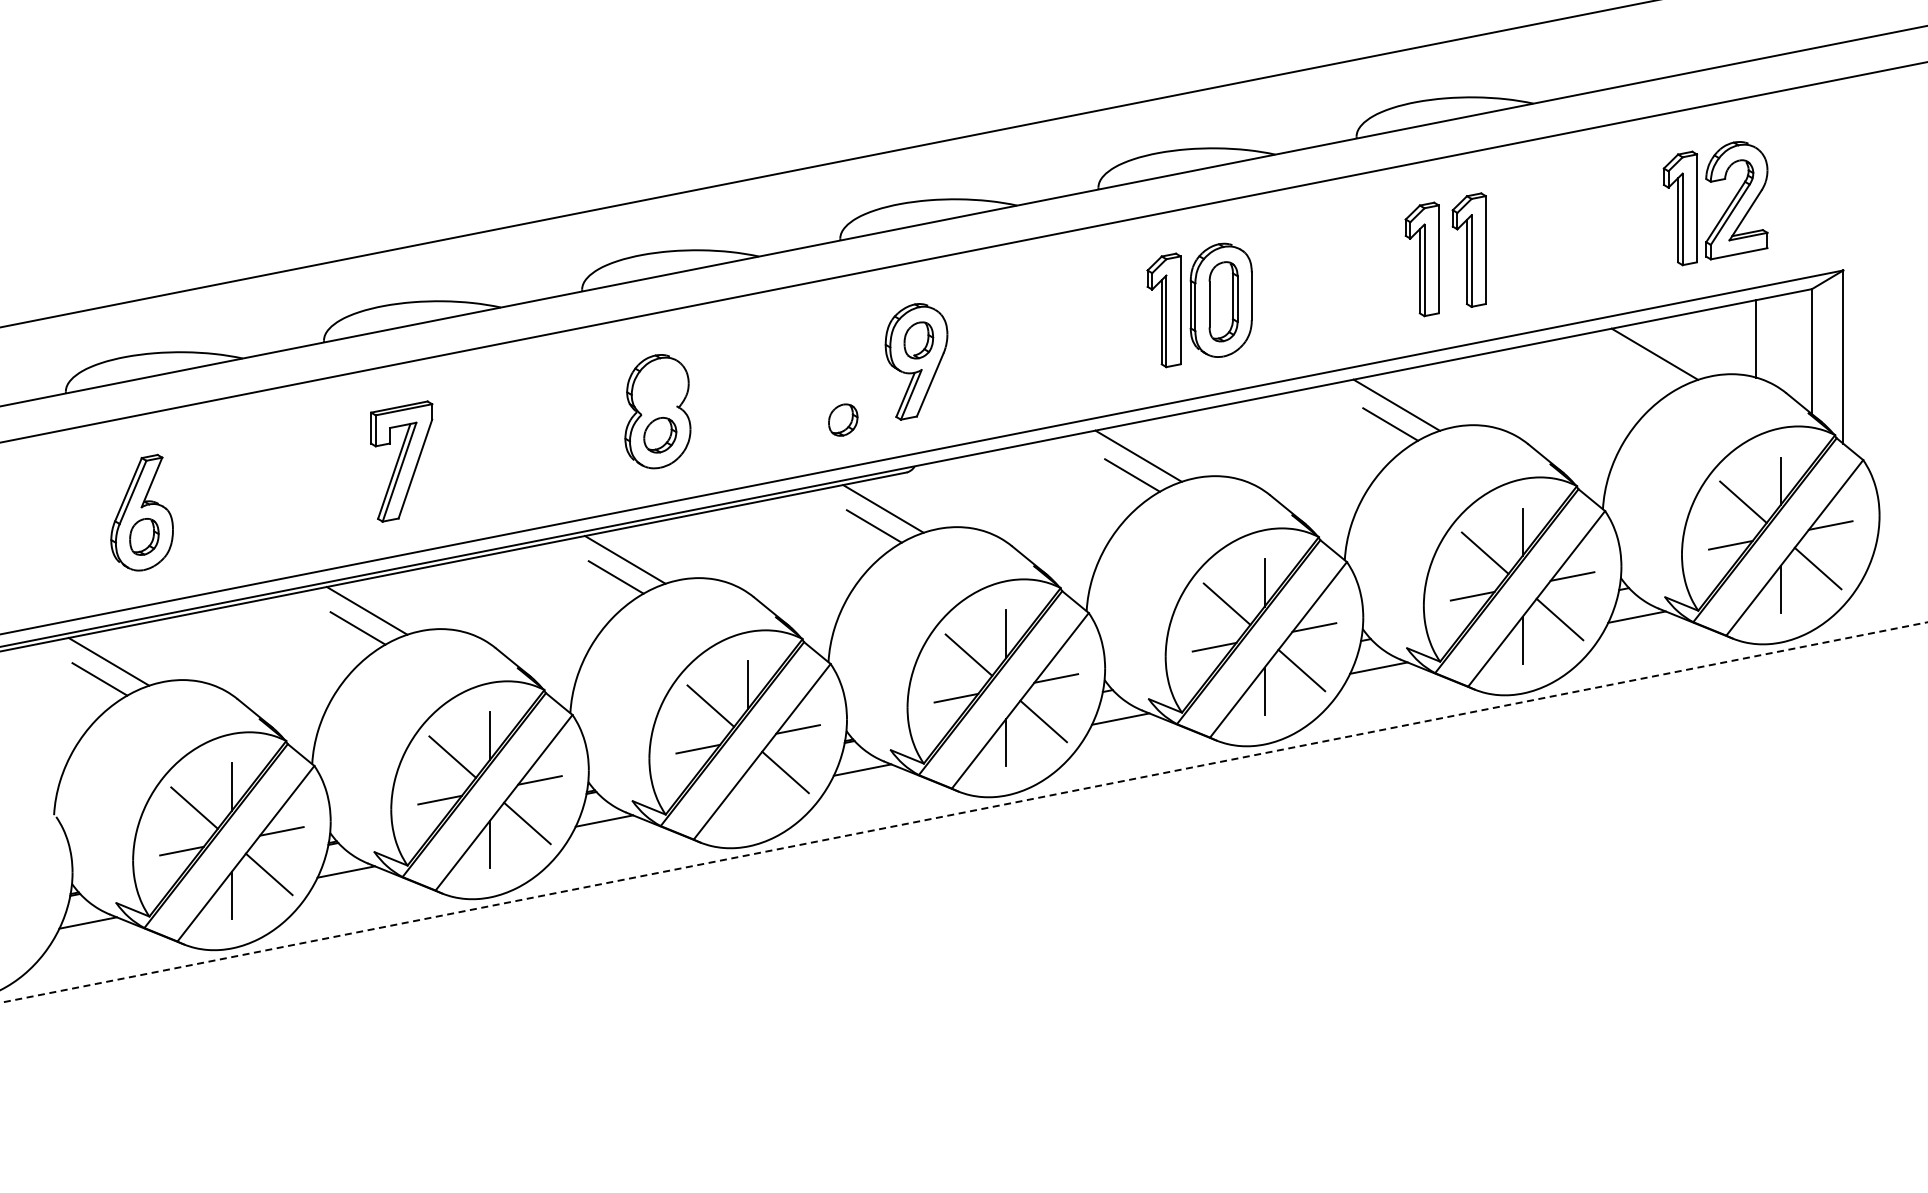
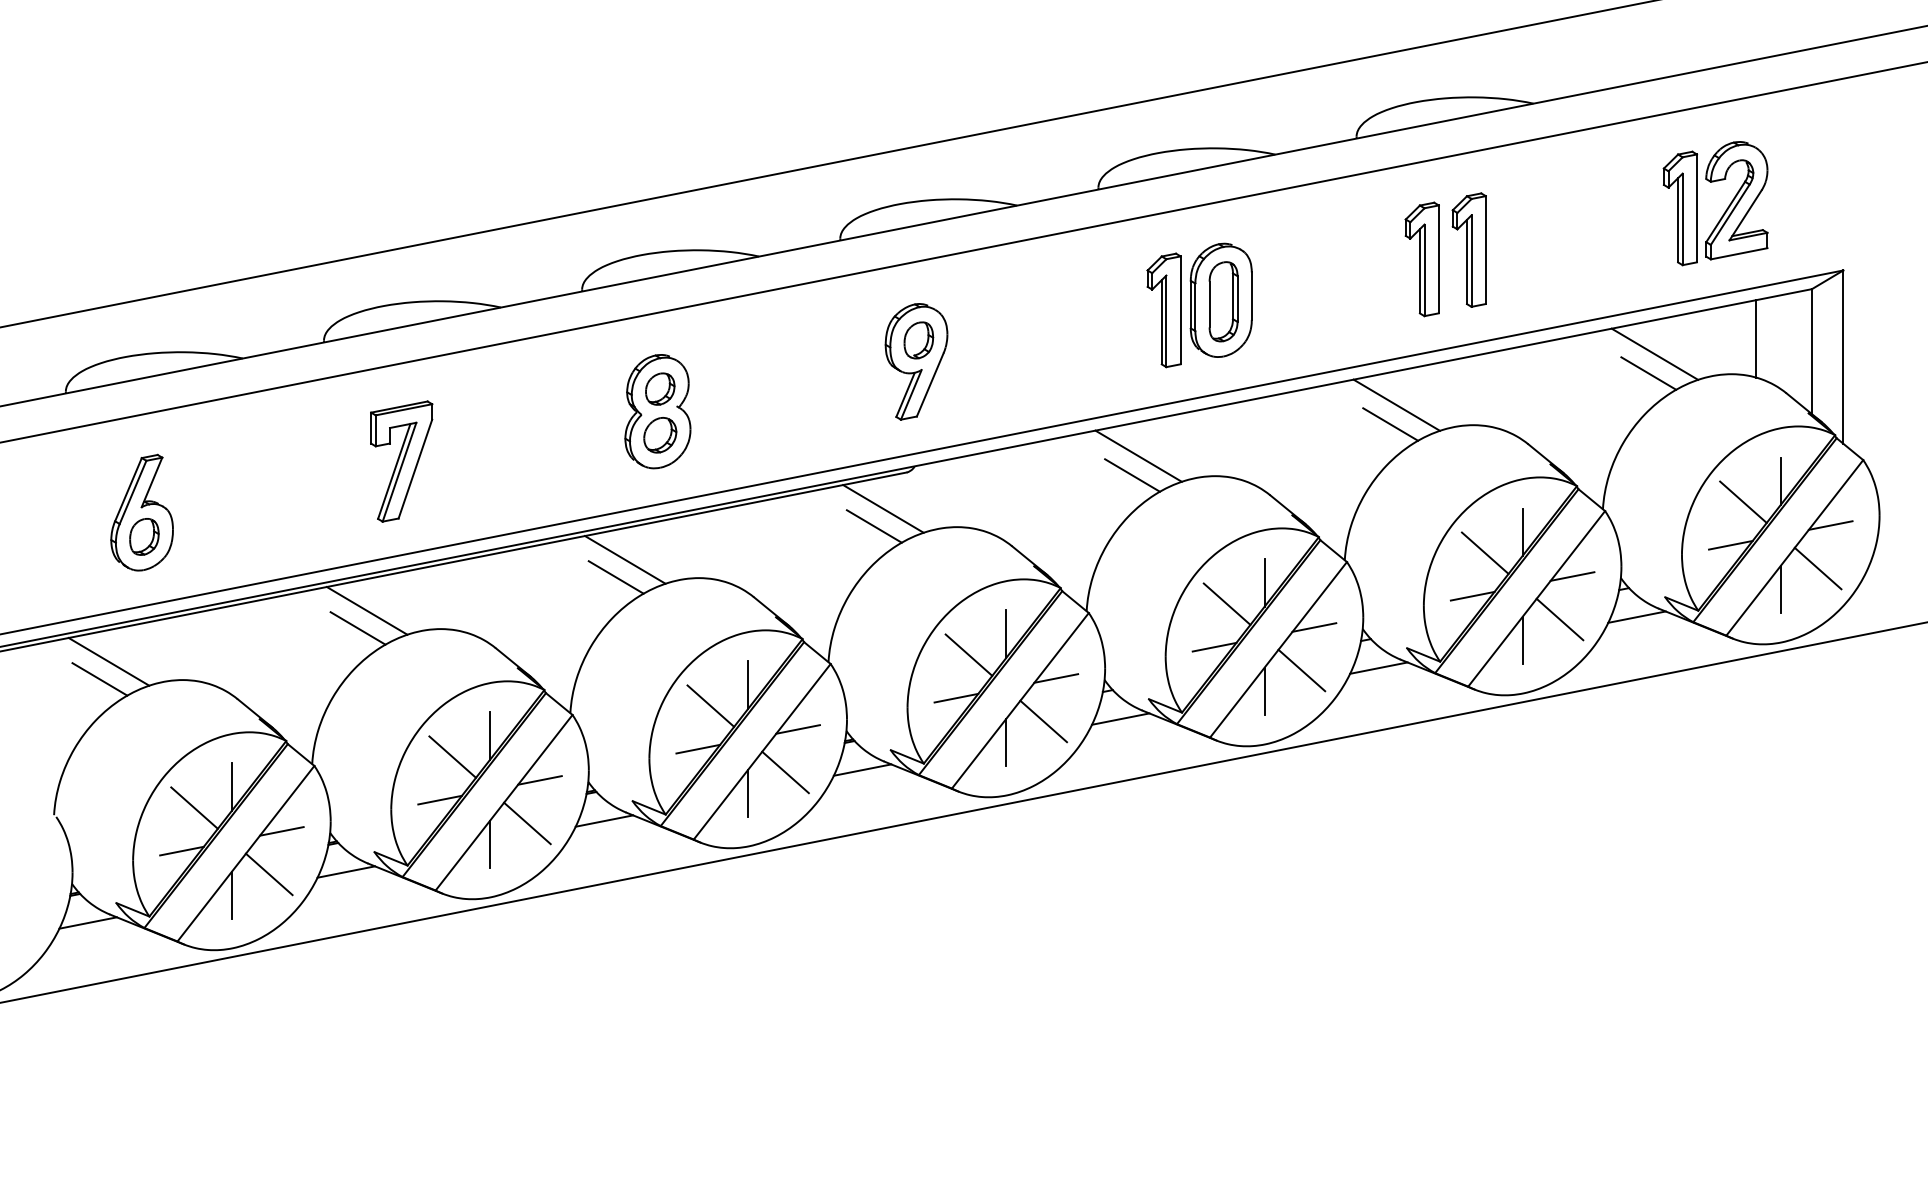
line: none -> present (1648, 373)
part position: (843, 419) -> (660, 388) (660, 388)
line: none -> present (748, 793)
line: dashed -> solid (963, 812)
